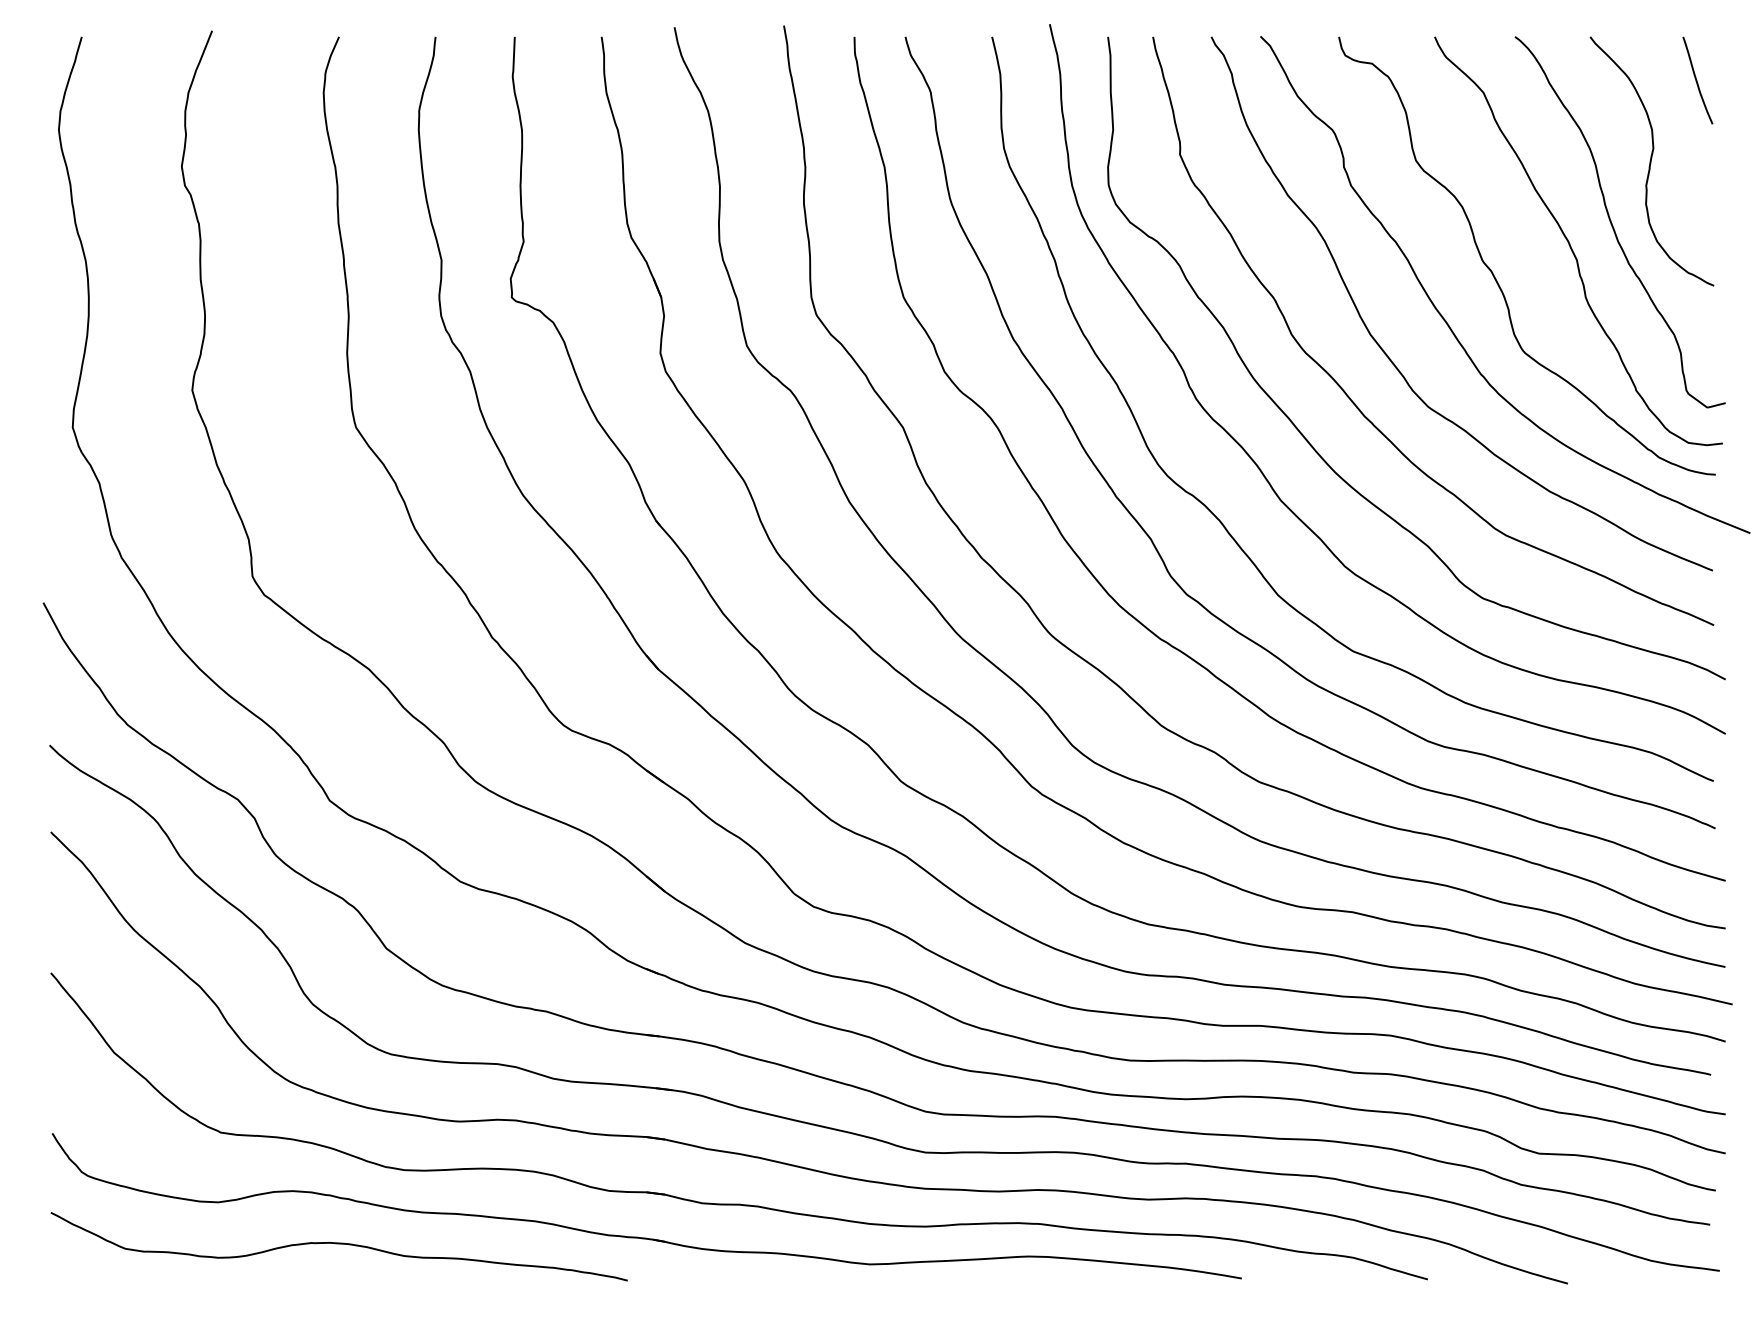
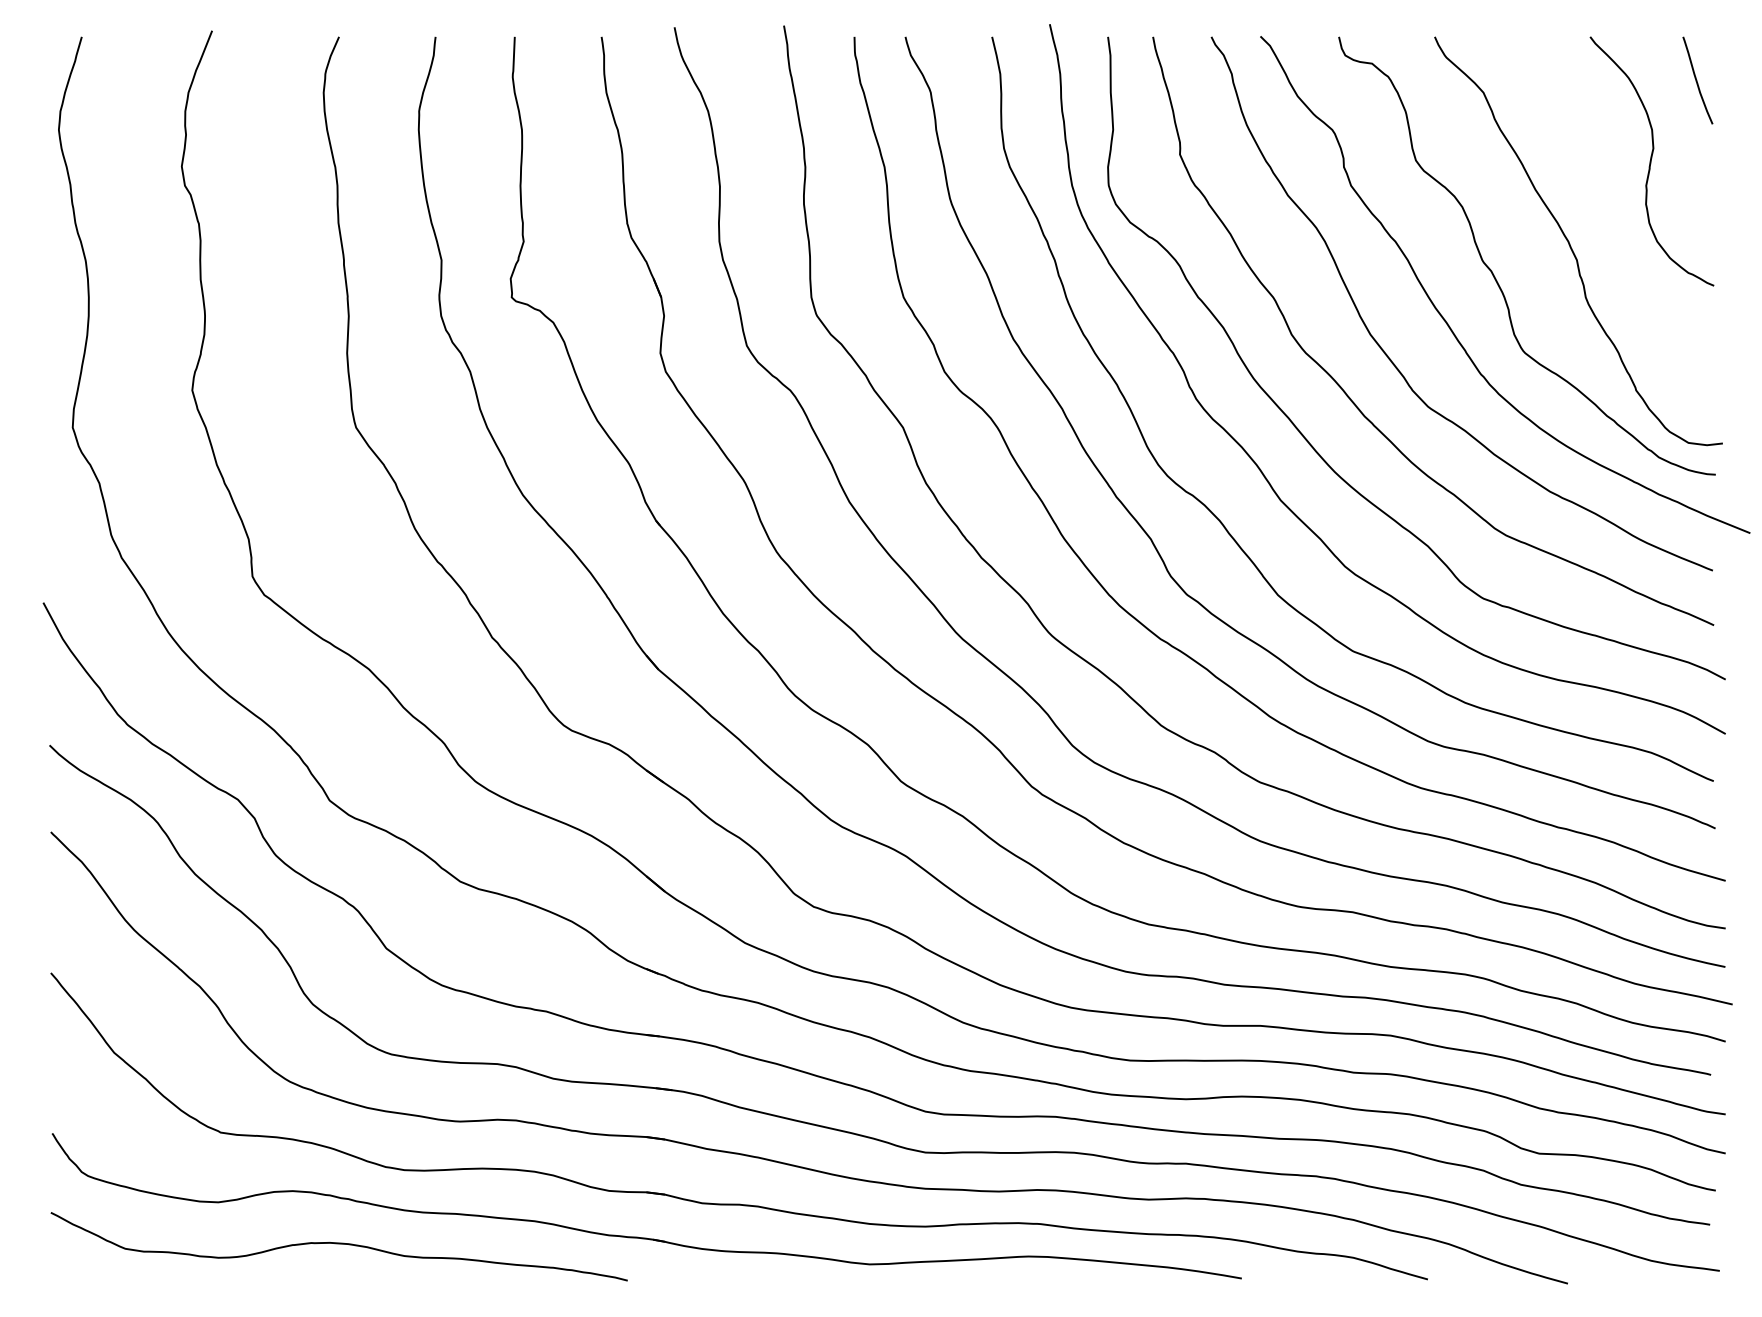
curve: present -> none (1613, 225)
